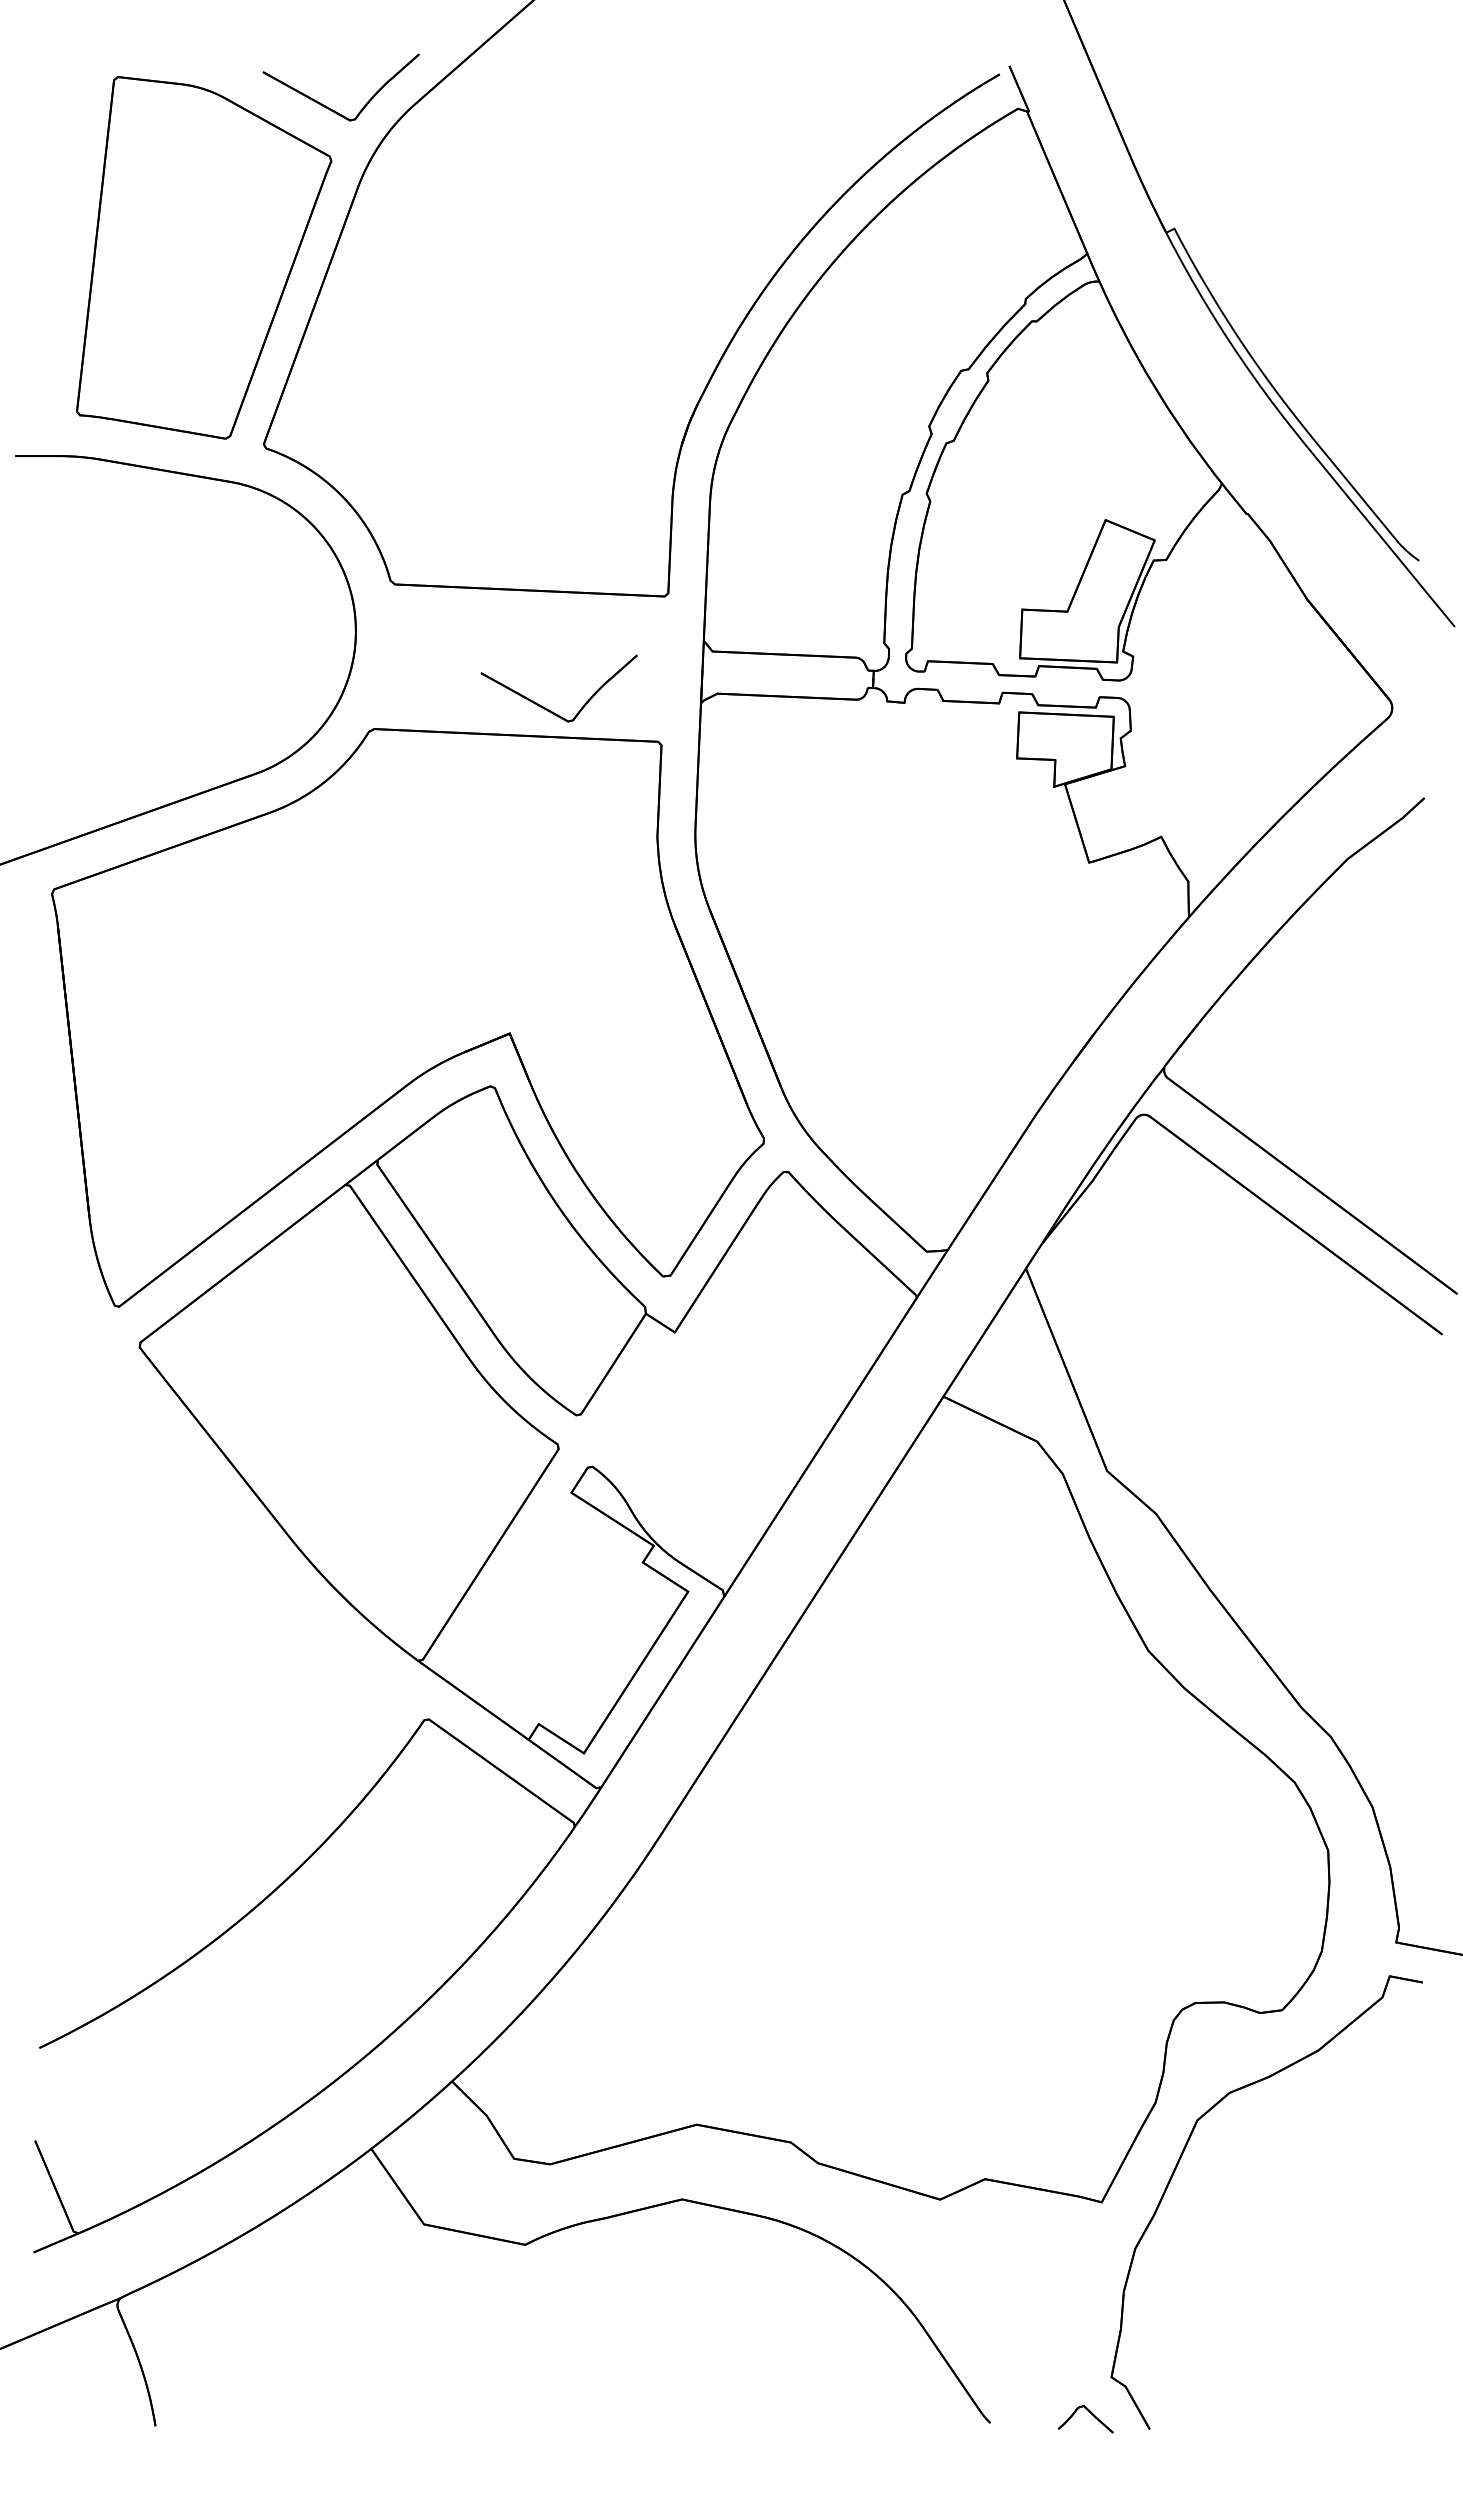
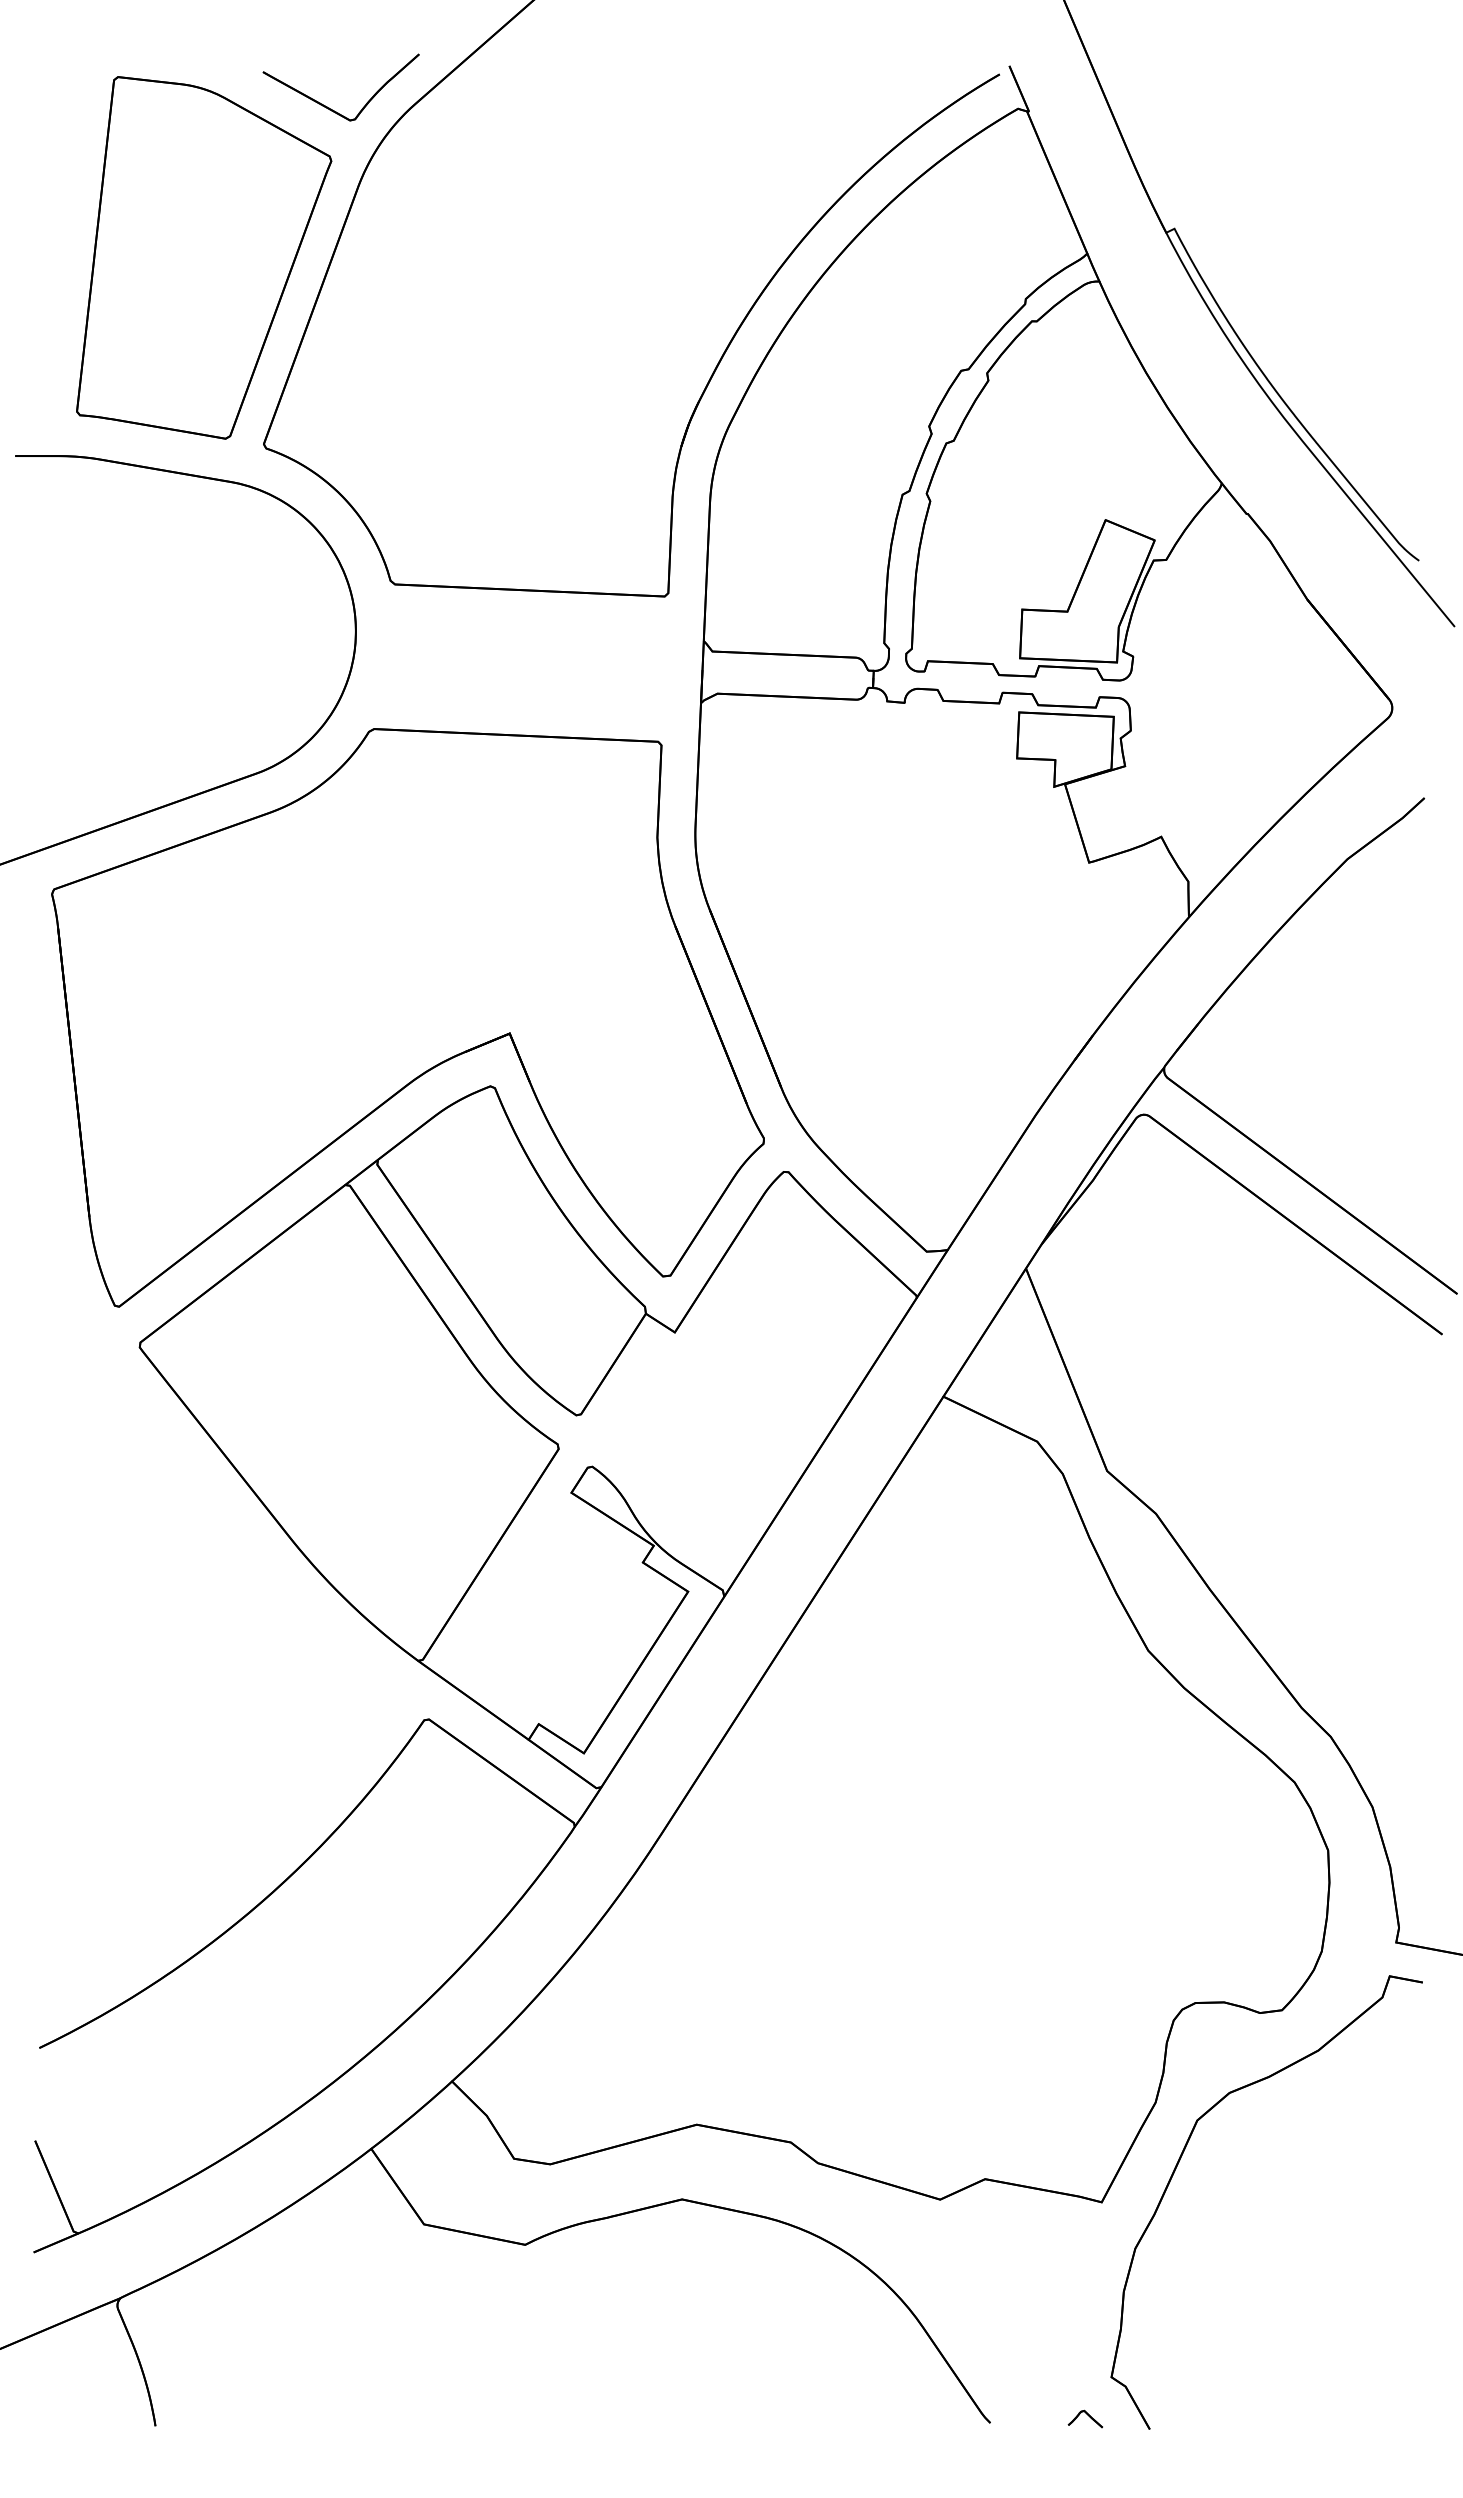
part: present -> none (547, 708)
part size: 57x29 px -> 36x20 px (1084, 2418)
